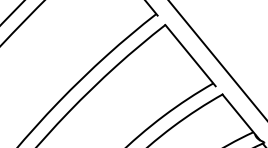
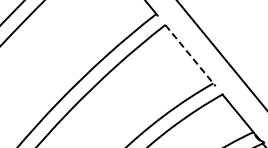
line: solid -> dashed (190, 55)
line position: (216, 59) -> (221, 54) (221, 54)
